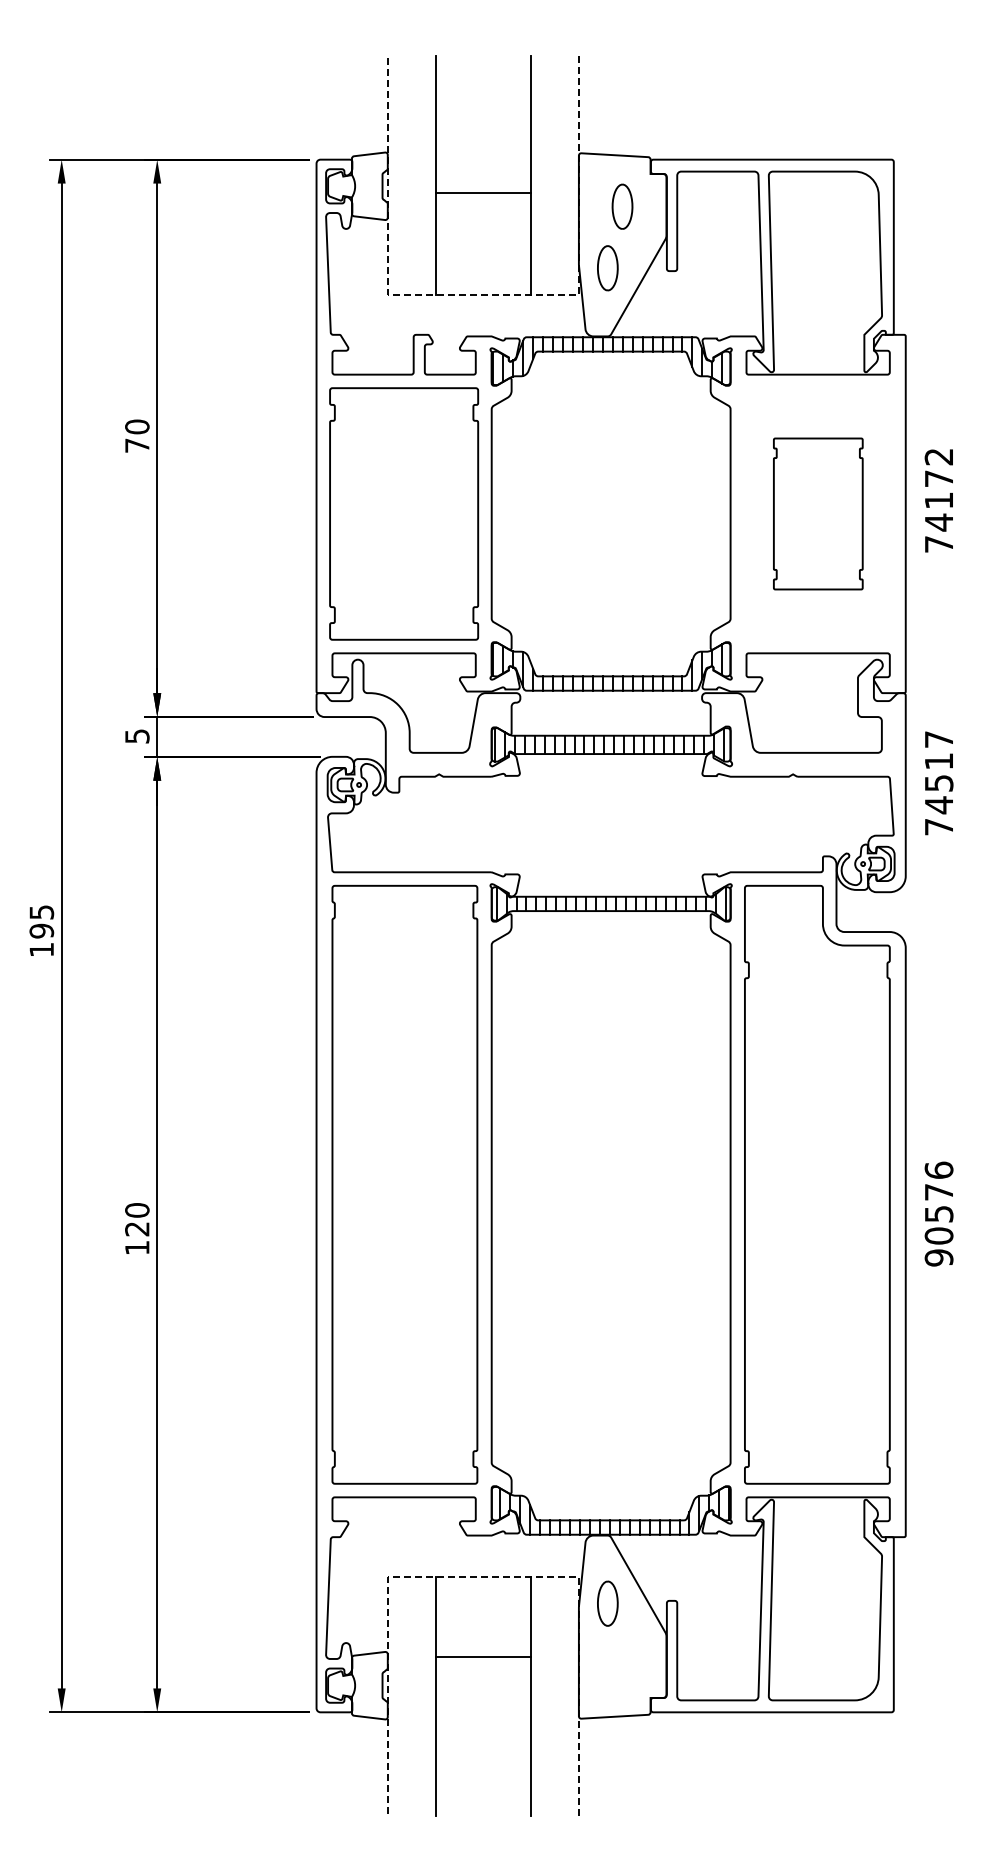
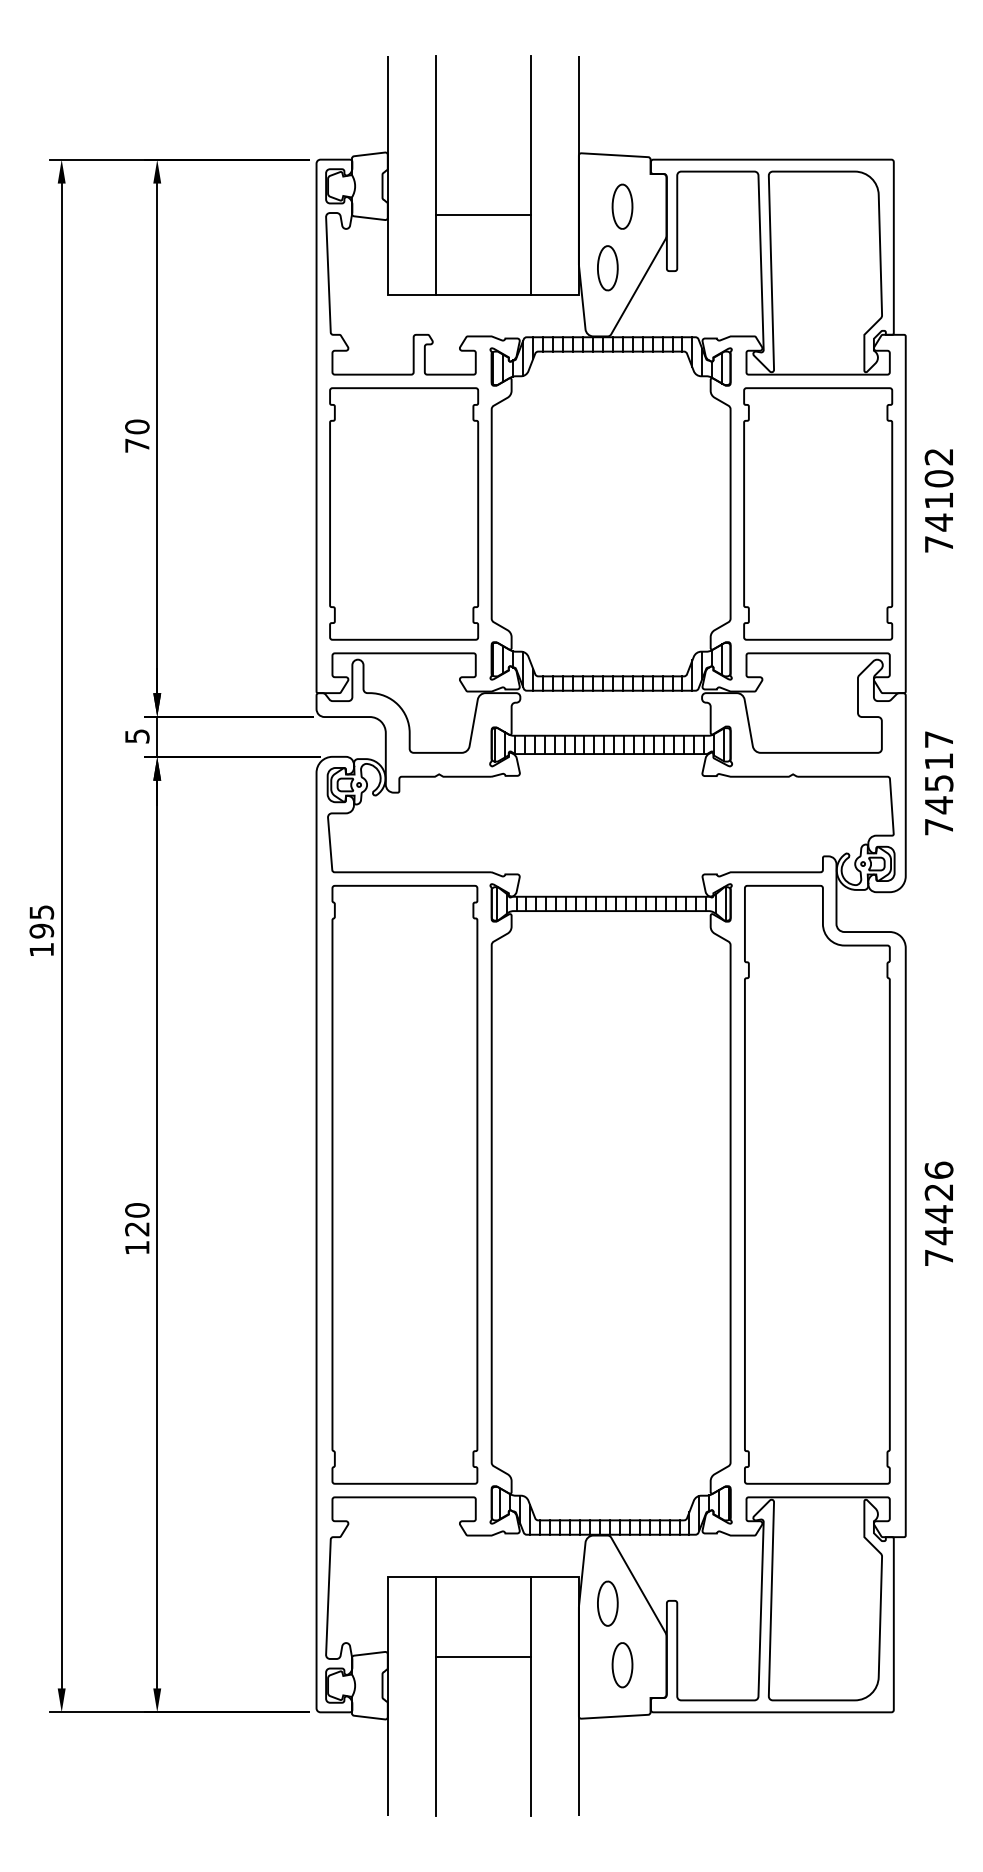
line position: (483, 193) -> (483, 215) (483, 215)
line: dashed -> solid (483, 295)
text: 74172 -> 74102 (938, 478)
part size: 91x154 px -> 151x254 px (818, 513)
text: 90576 -> 74426 (938, 1225)
line: dashed -> solid (483, 1576)
part: none -> present (622, 1665)
